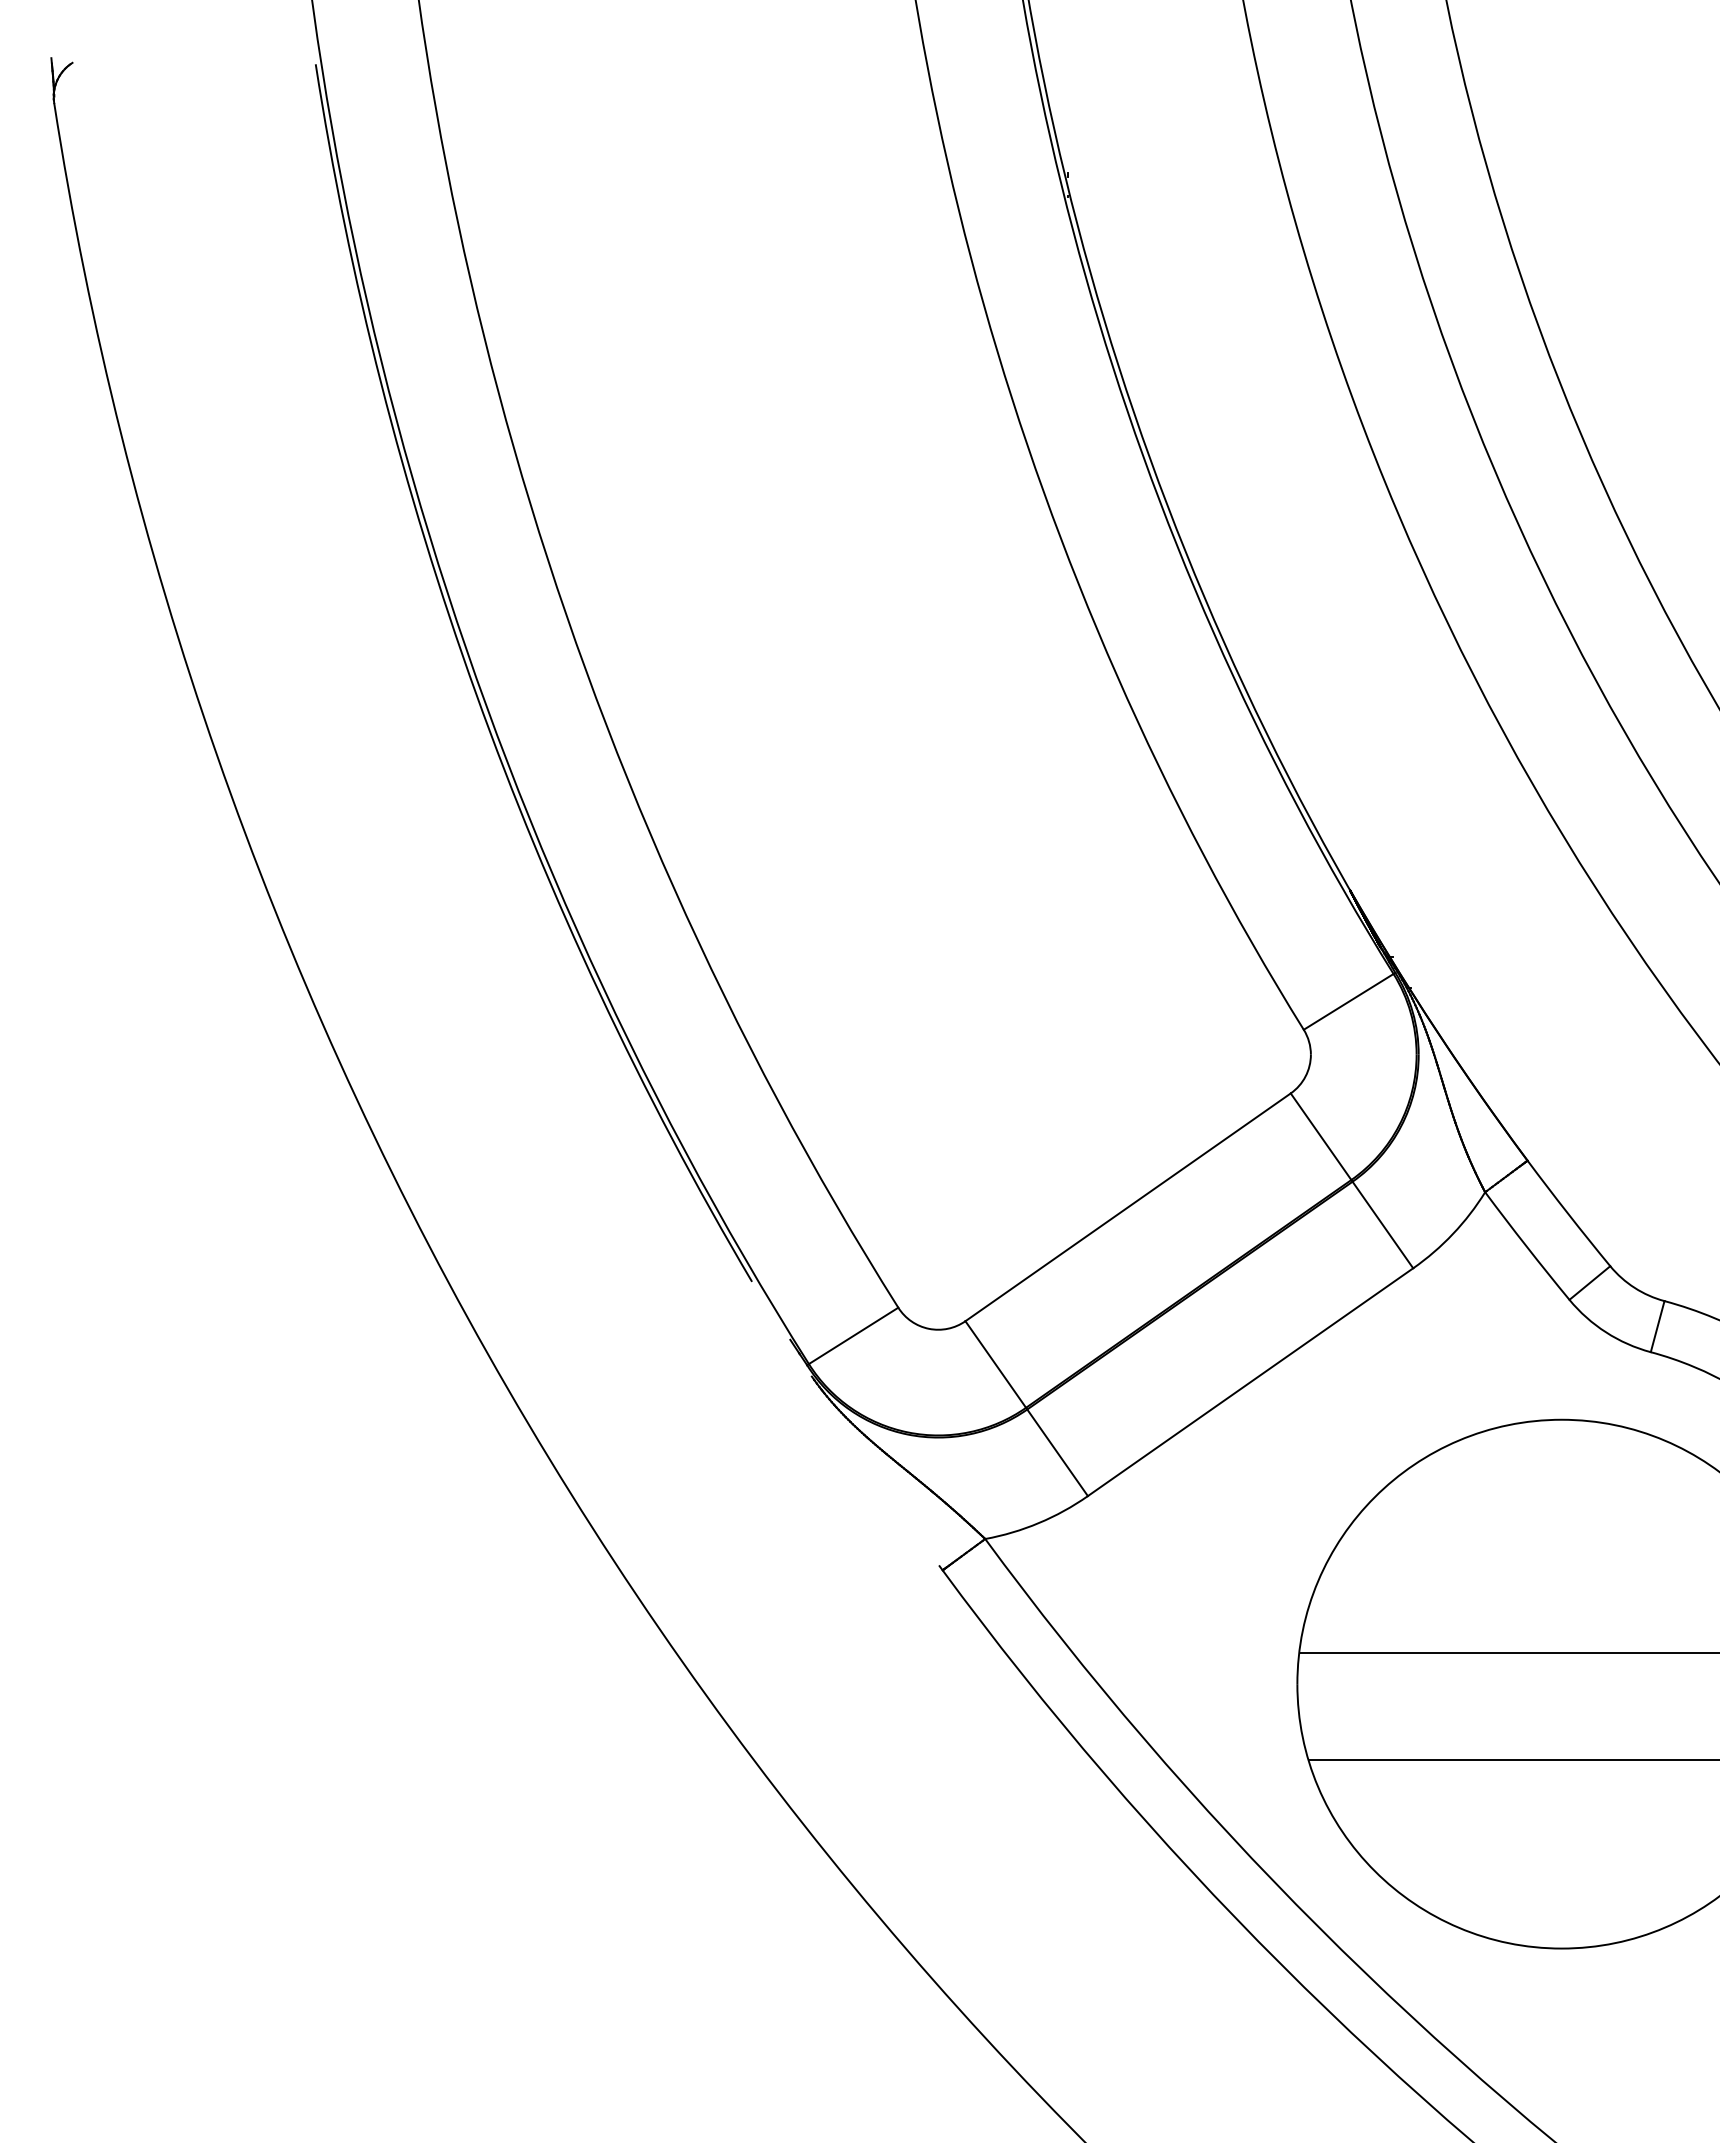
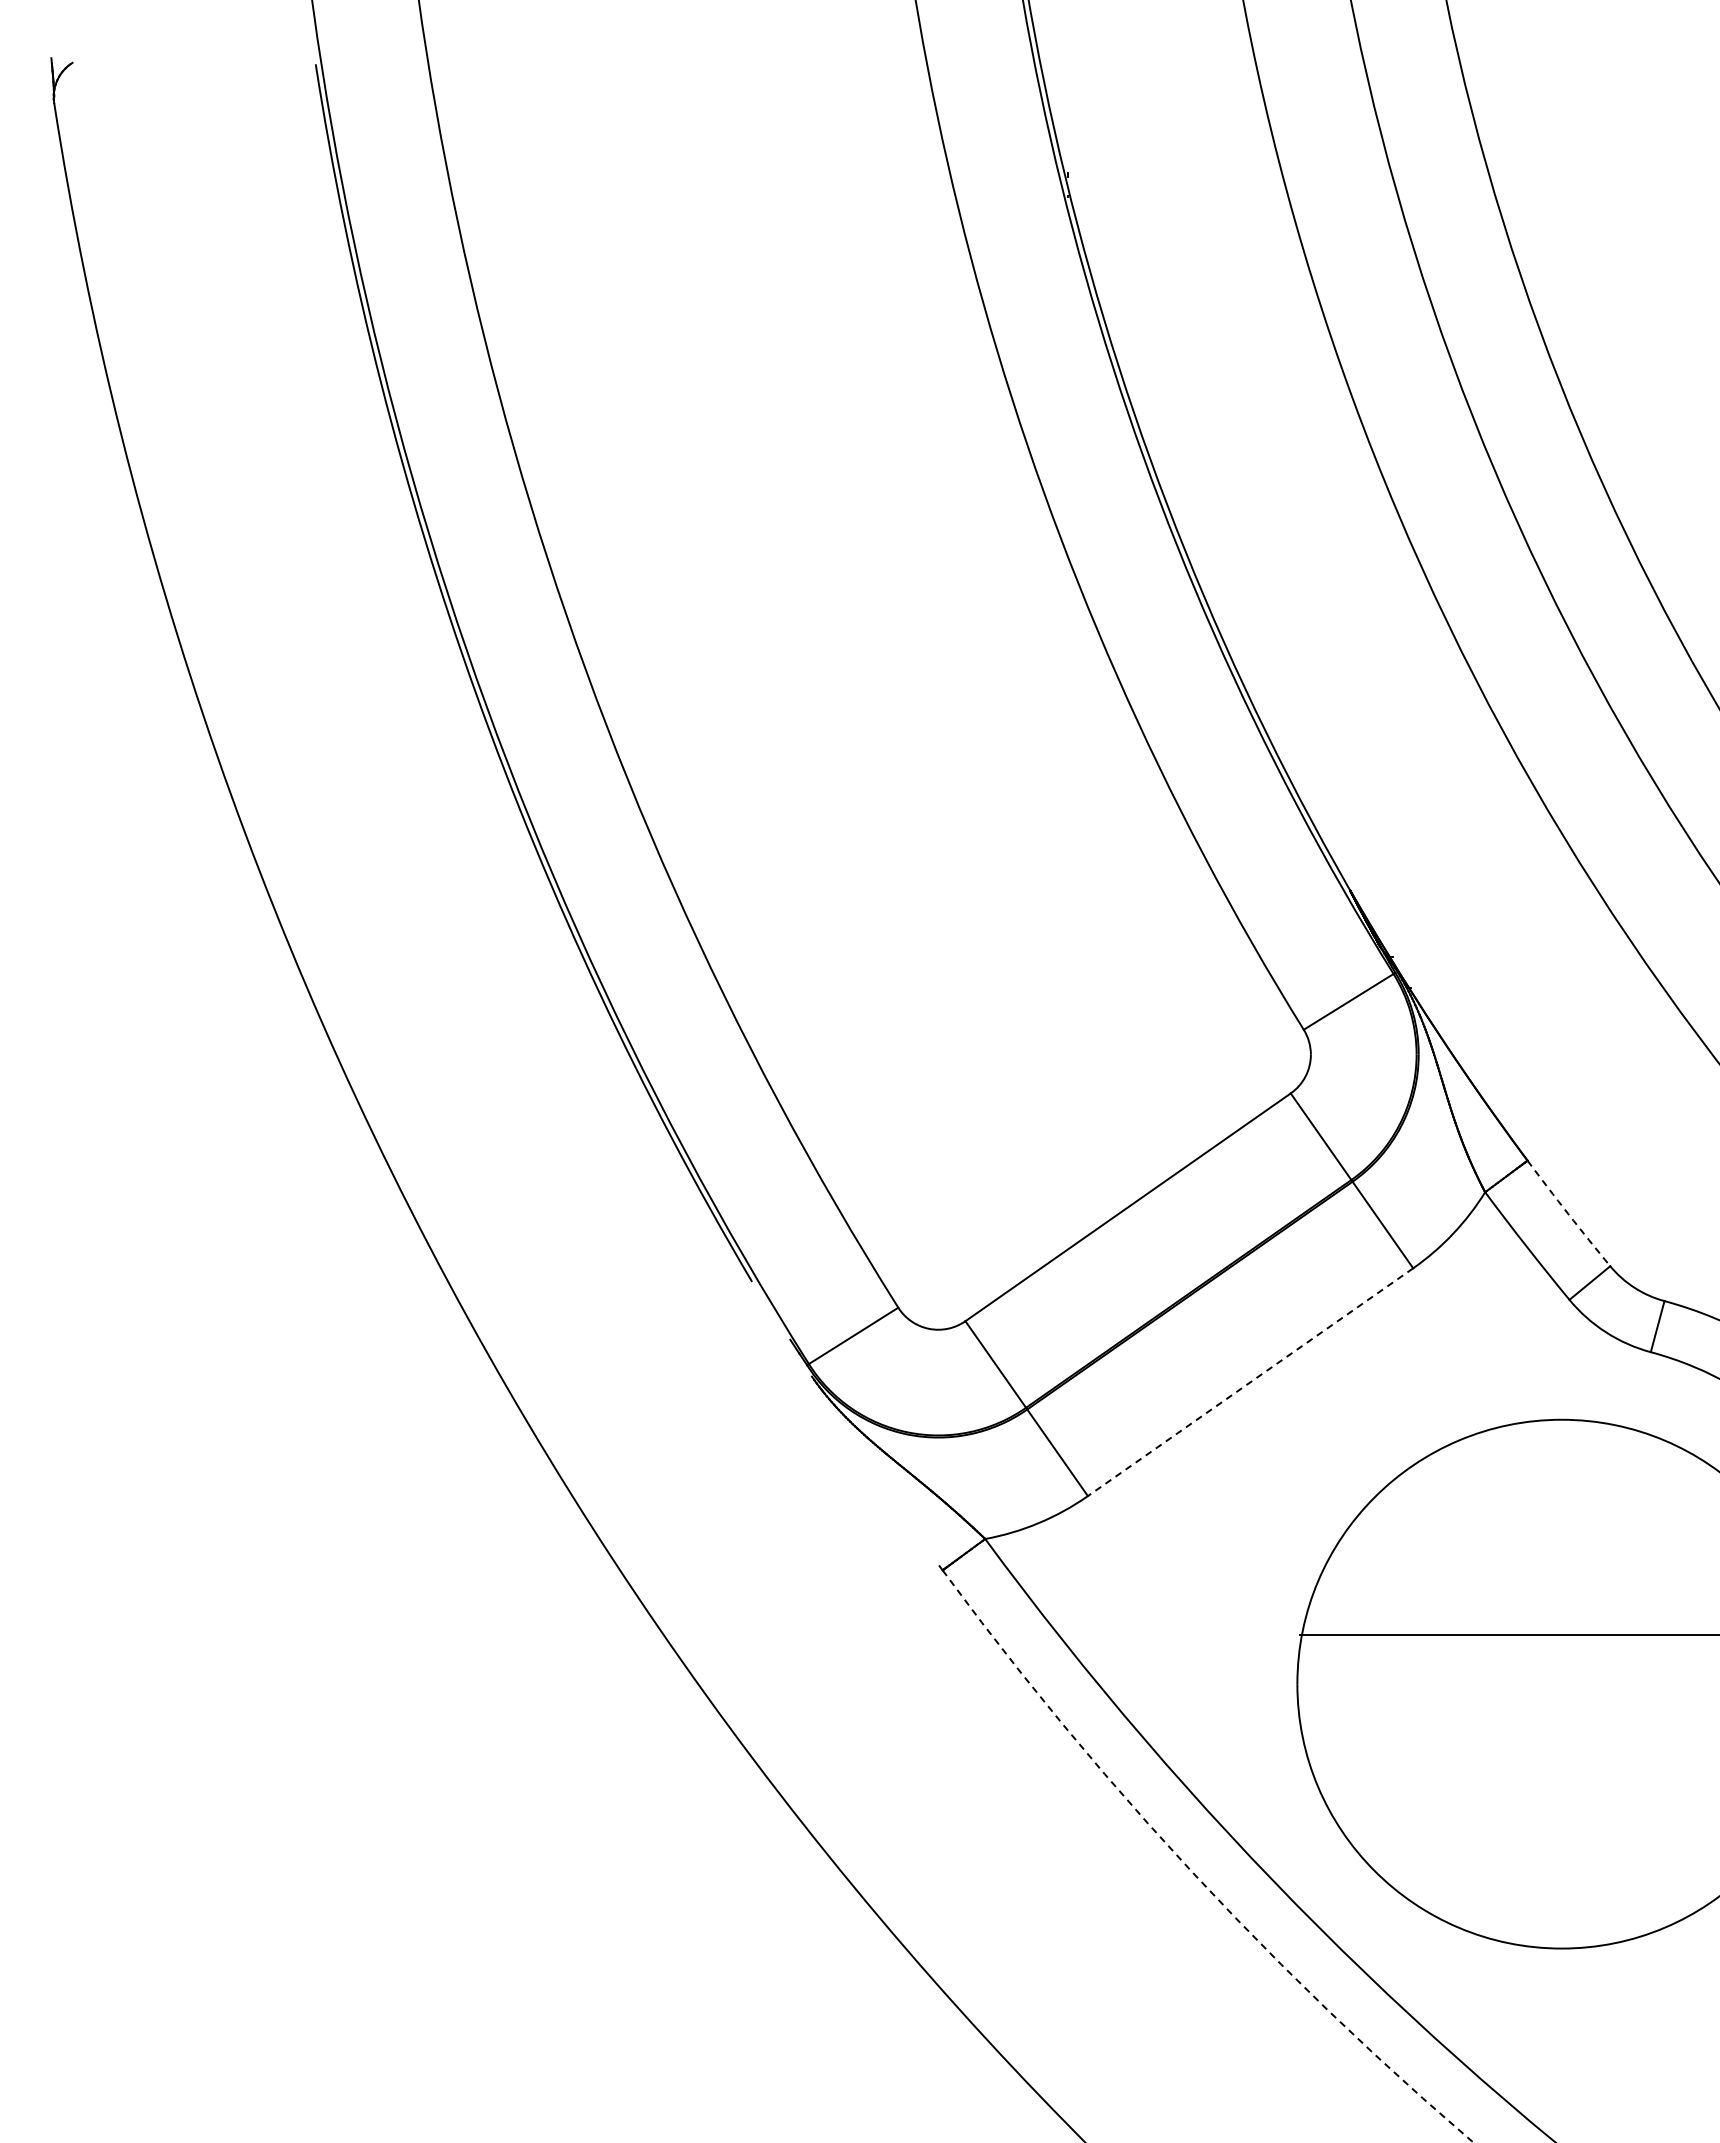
arc: solid -> dashed (1568, 1213)
line: solid -> dashed (1250, 1382)
line position: (1507, 1653) -> (1507, 1635) (1507, 1635)
line: present -> none (1512, 1760)
arc: solid -> dashed (1191, 1871)
